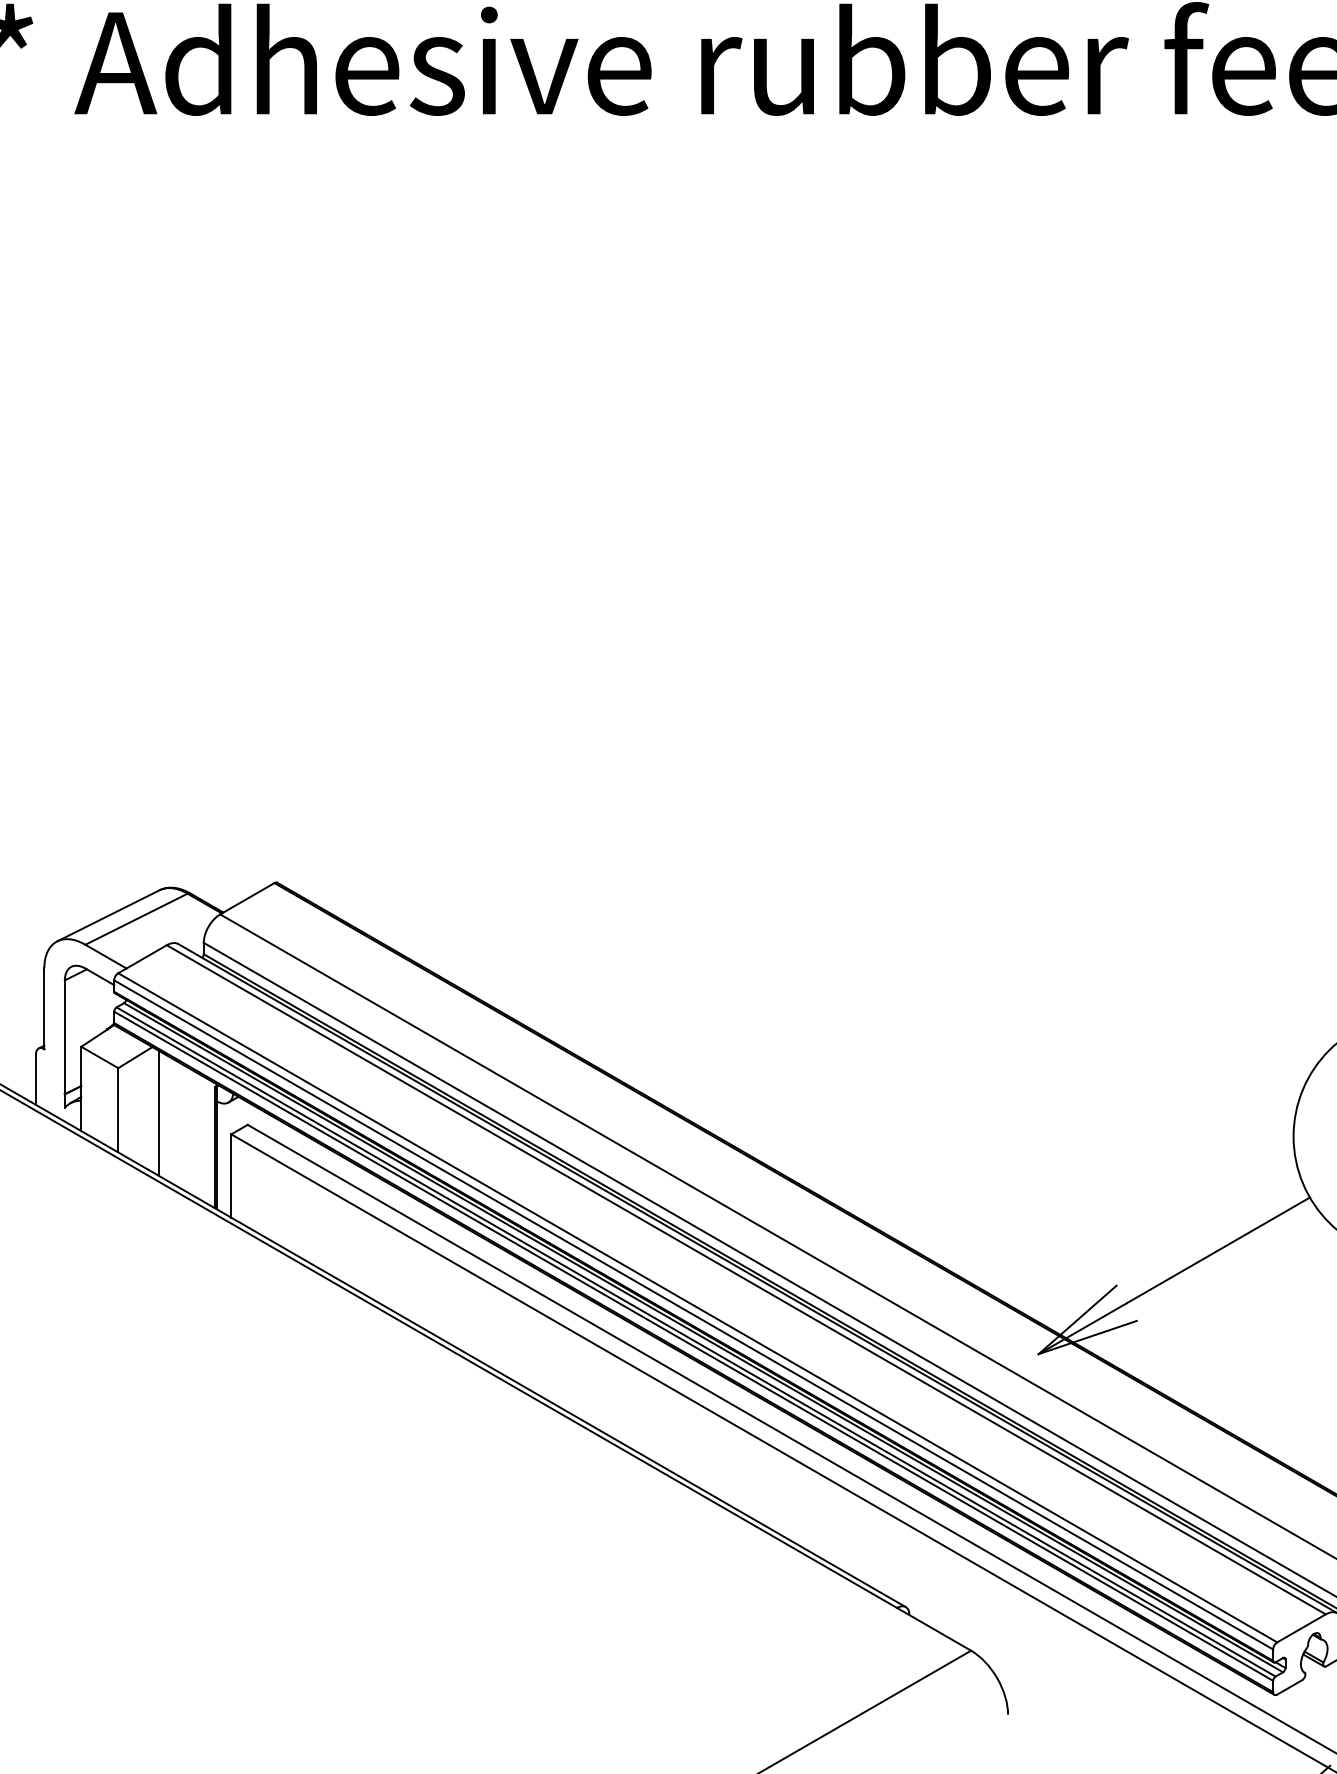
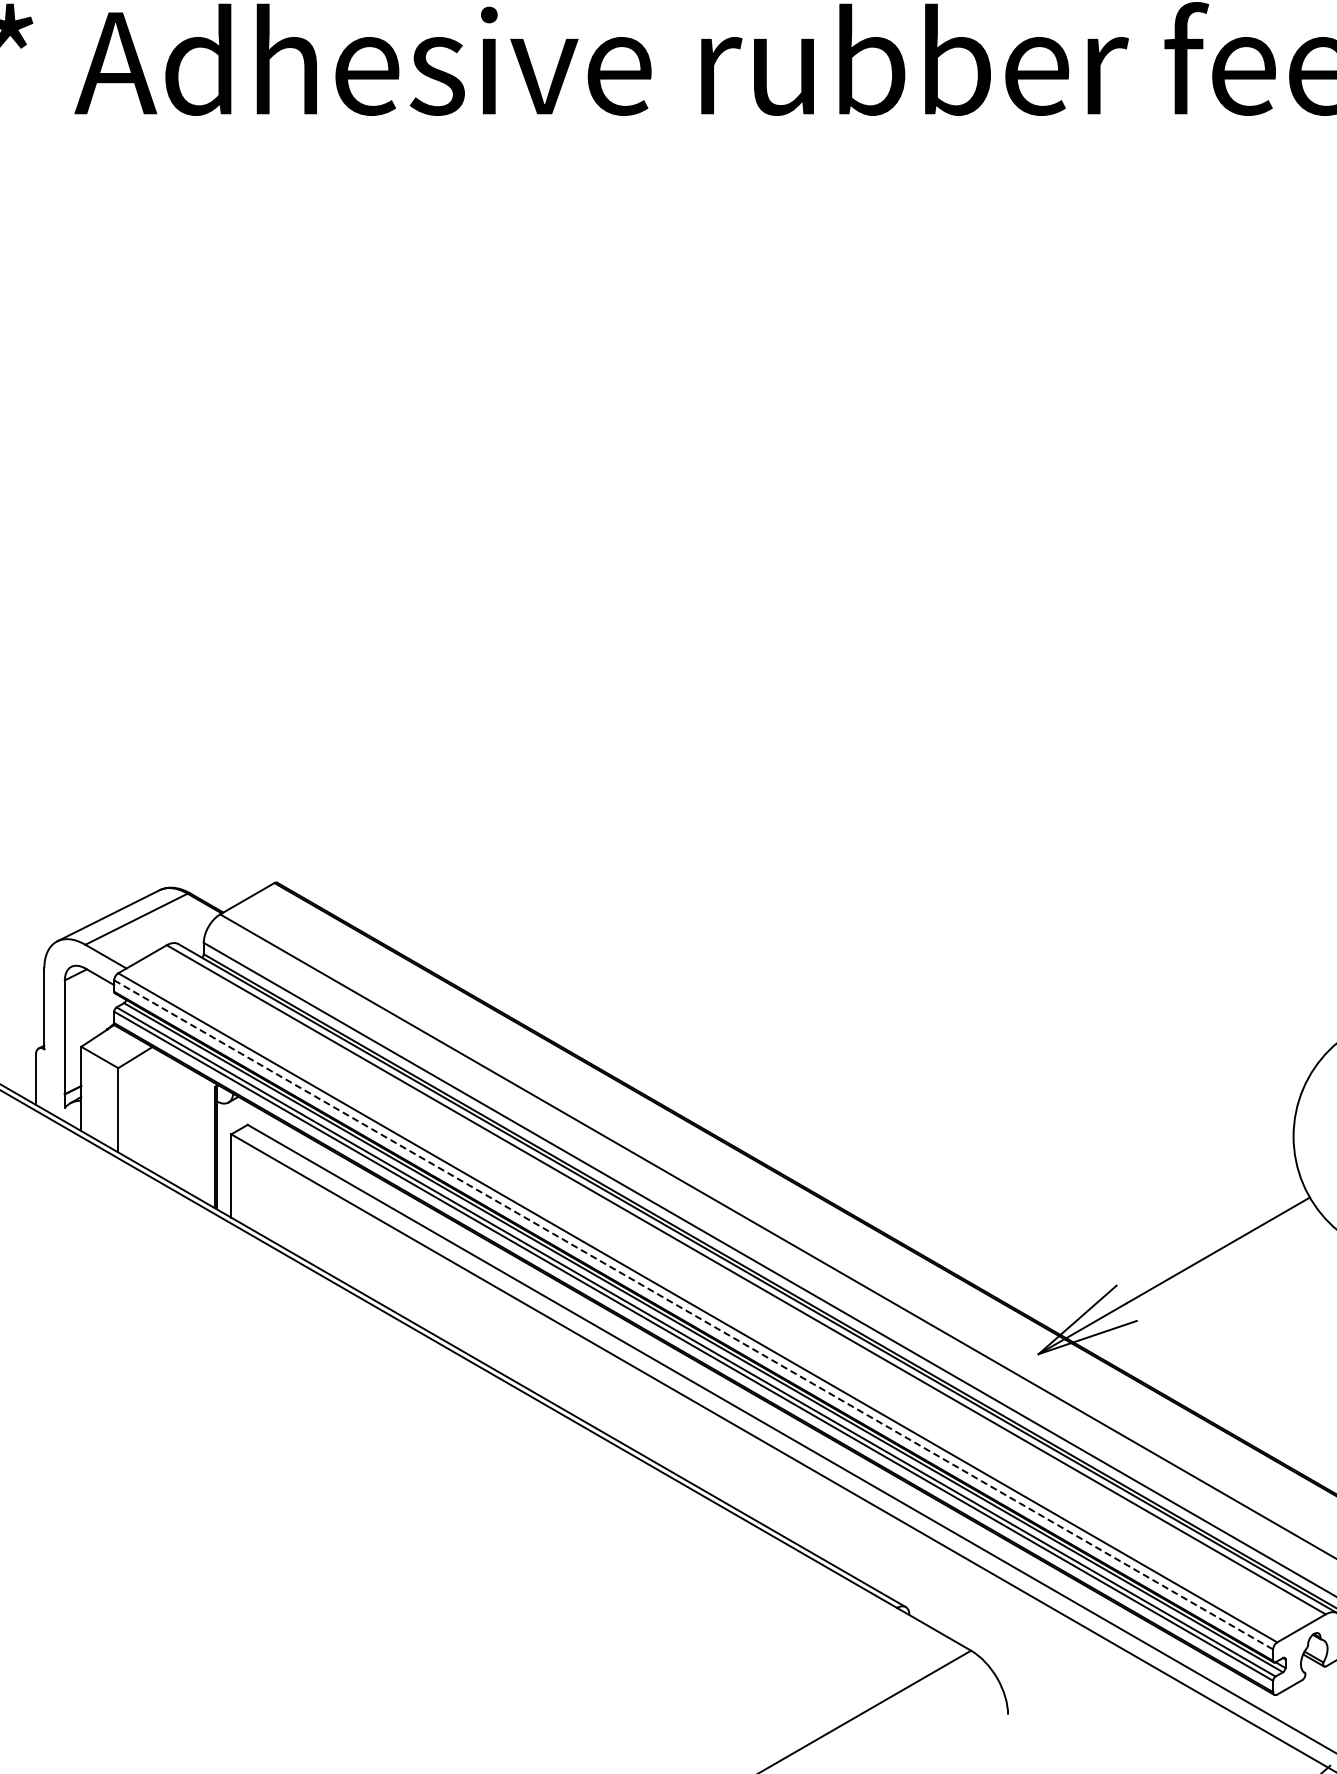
line: present -> none (159, 1113)
line: solid -> dashed (694, 1315)
